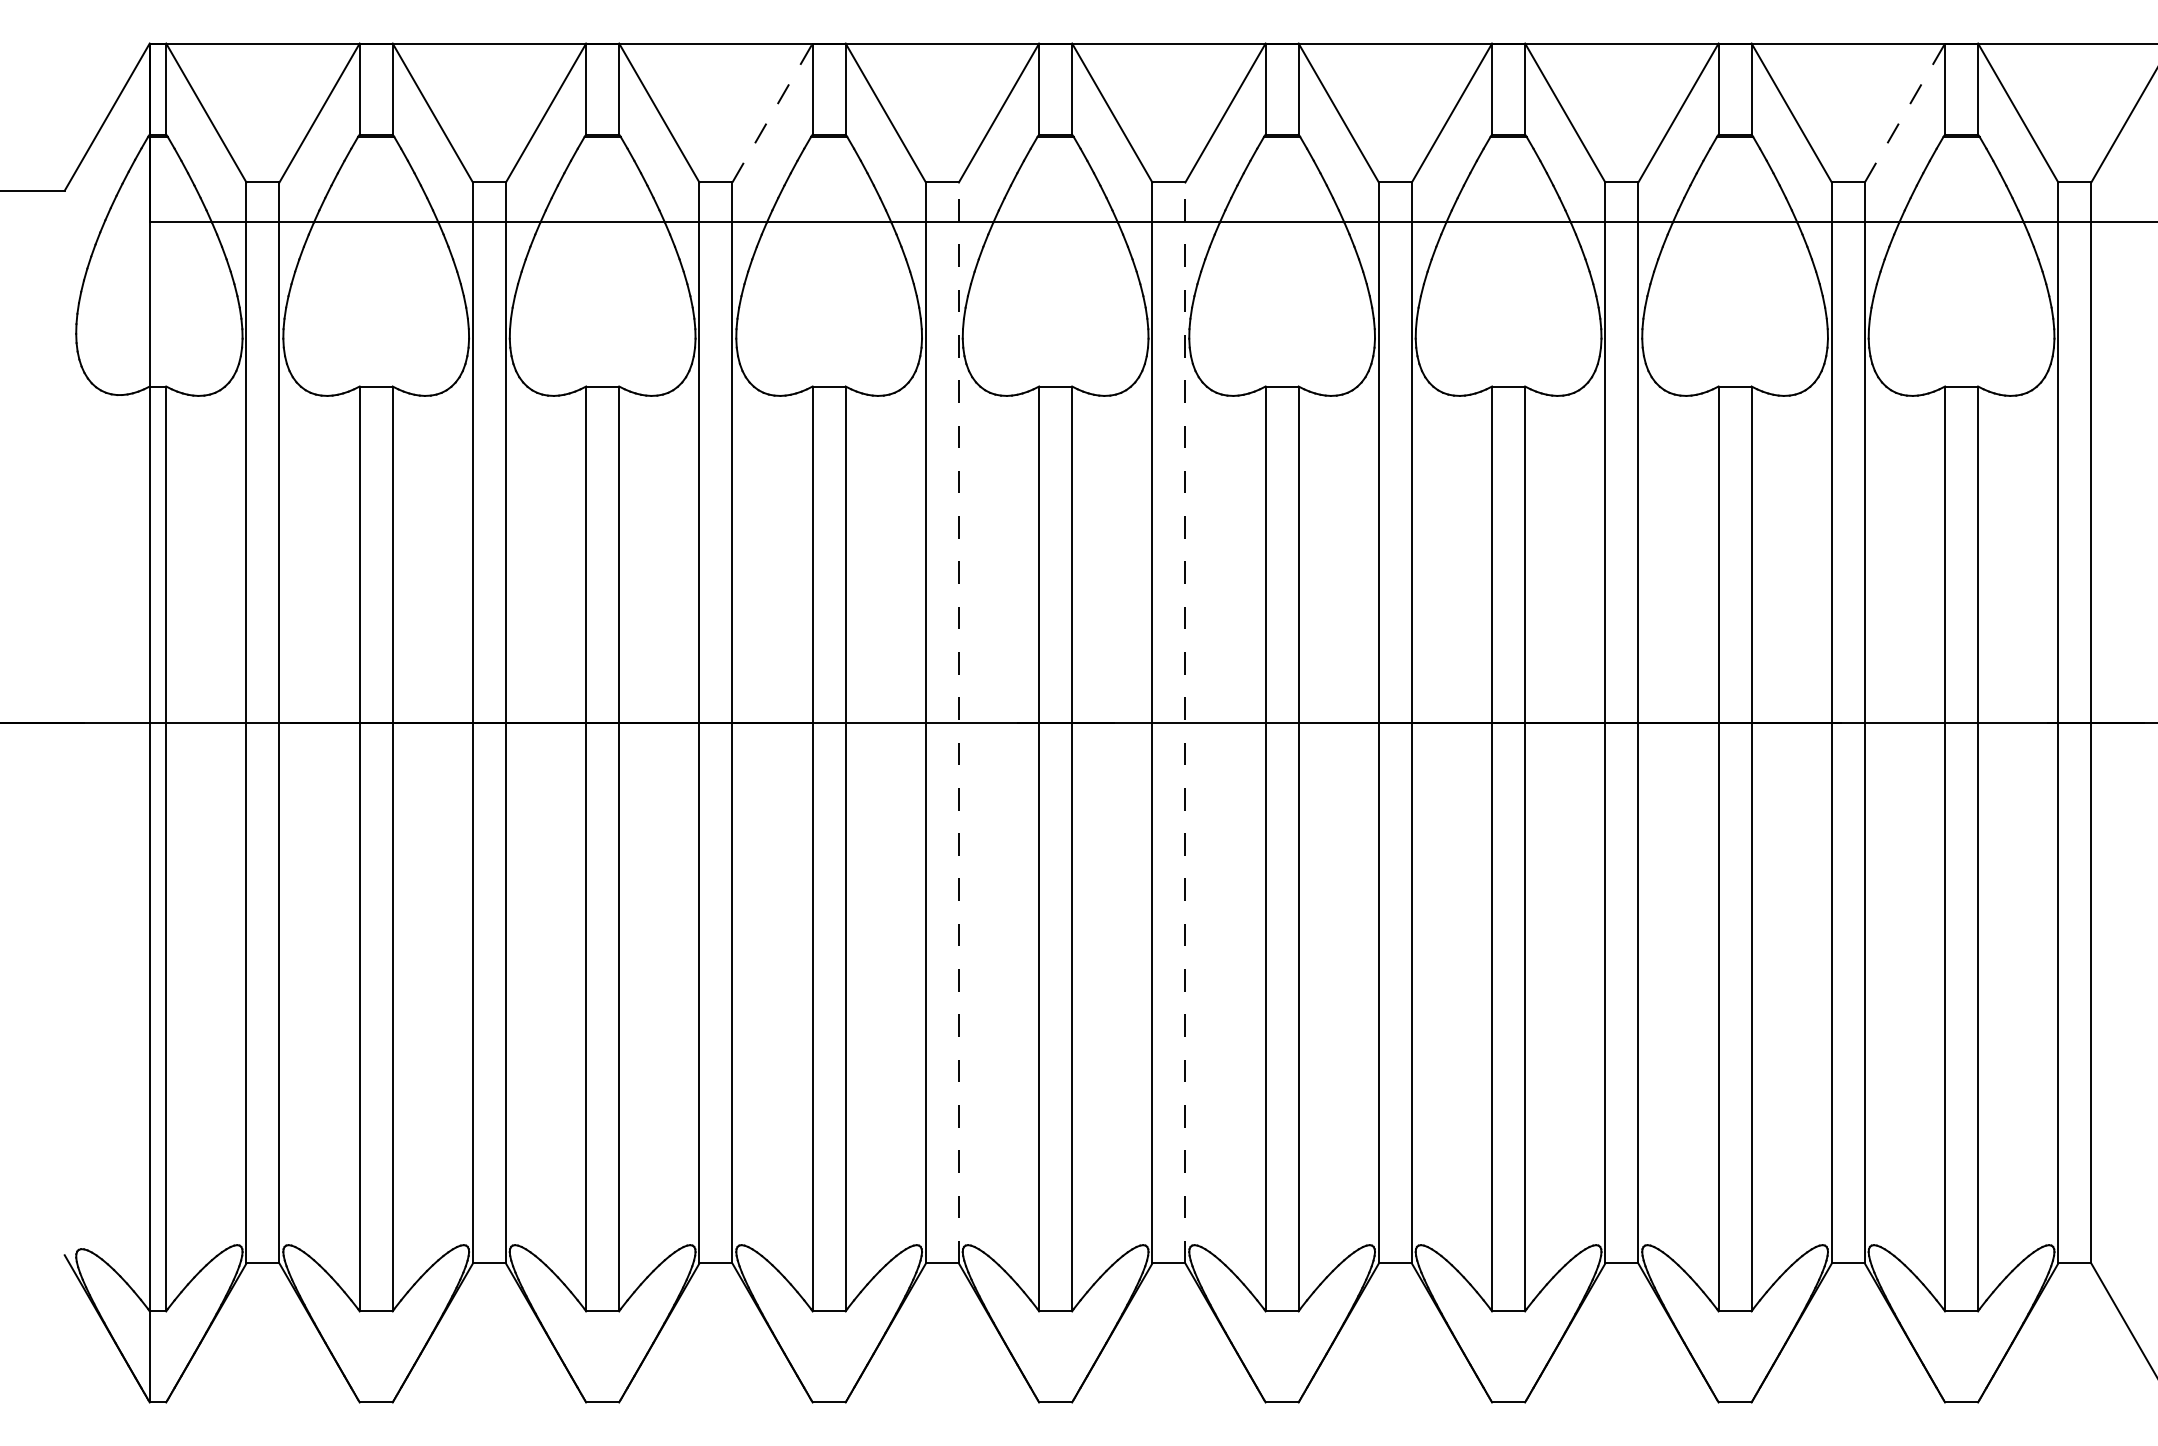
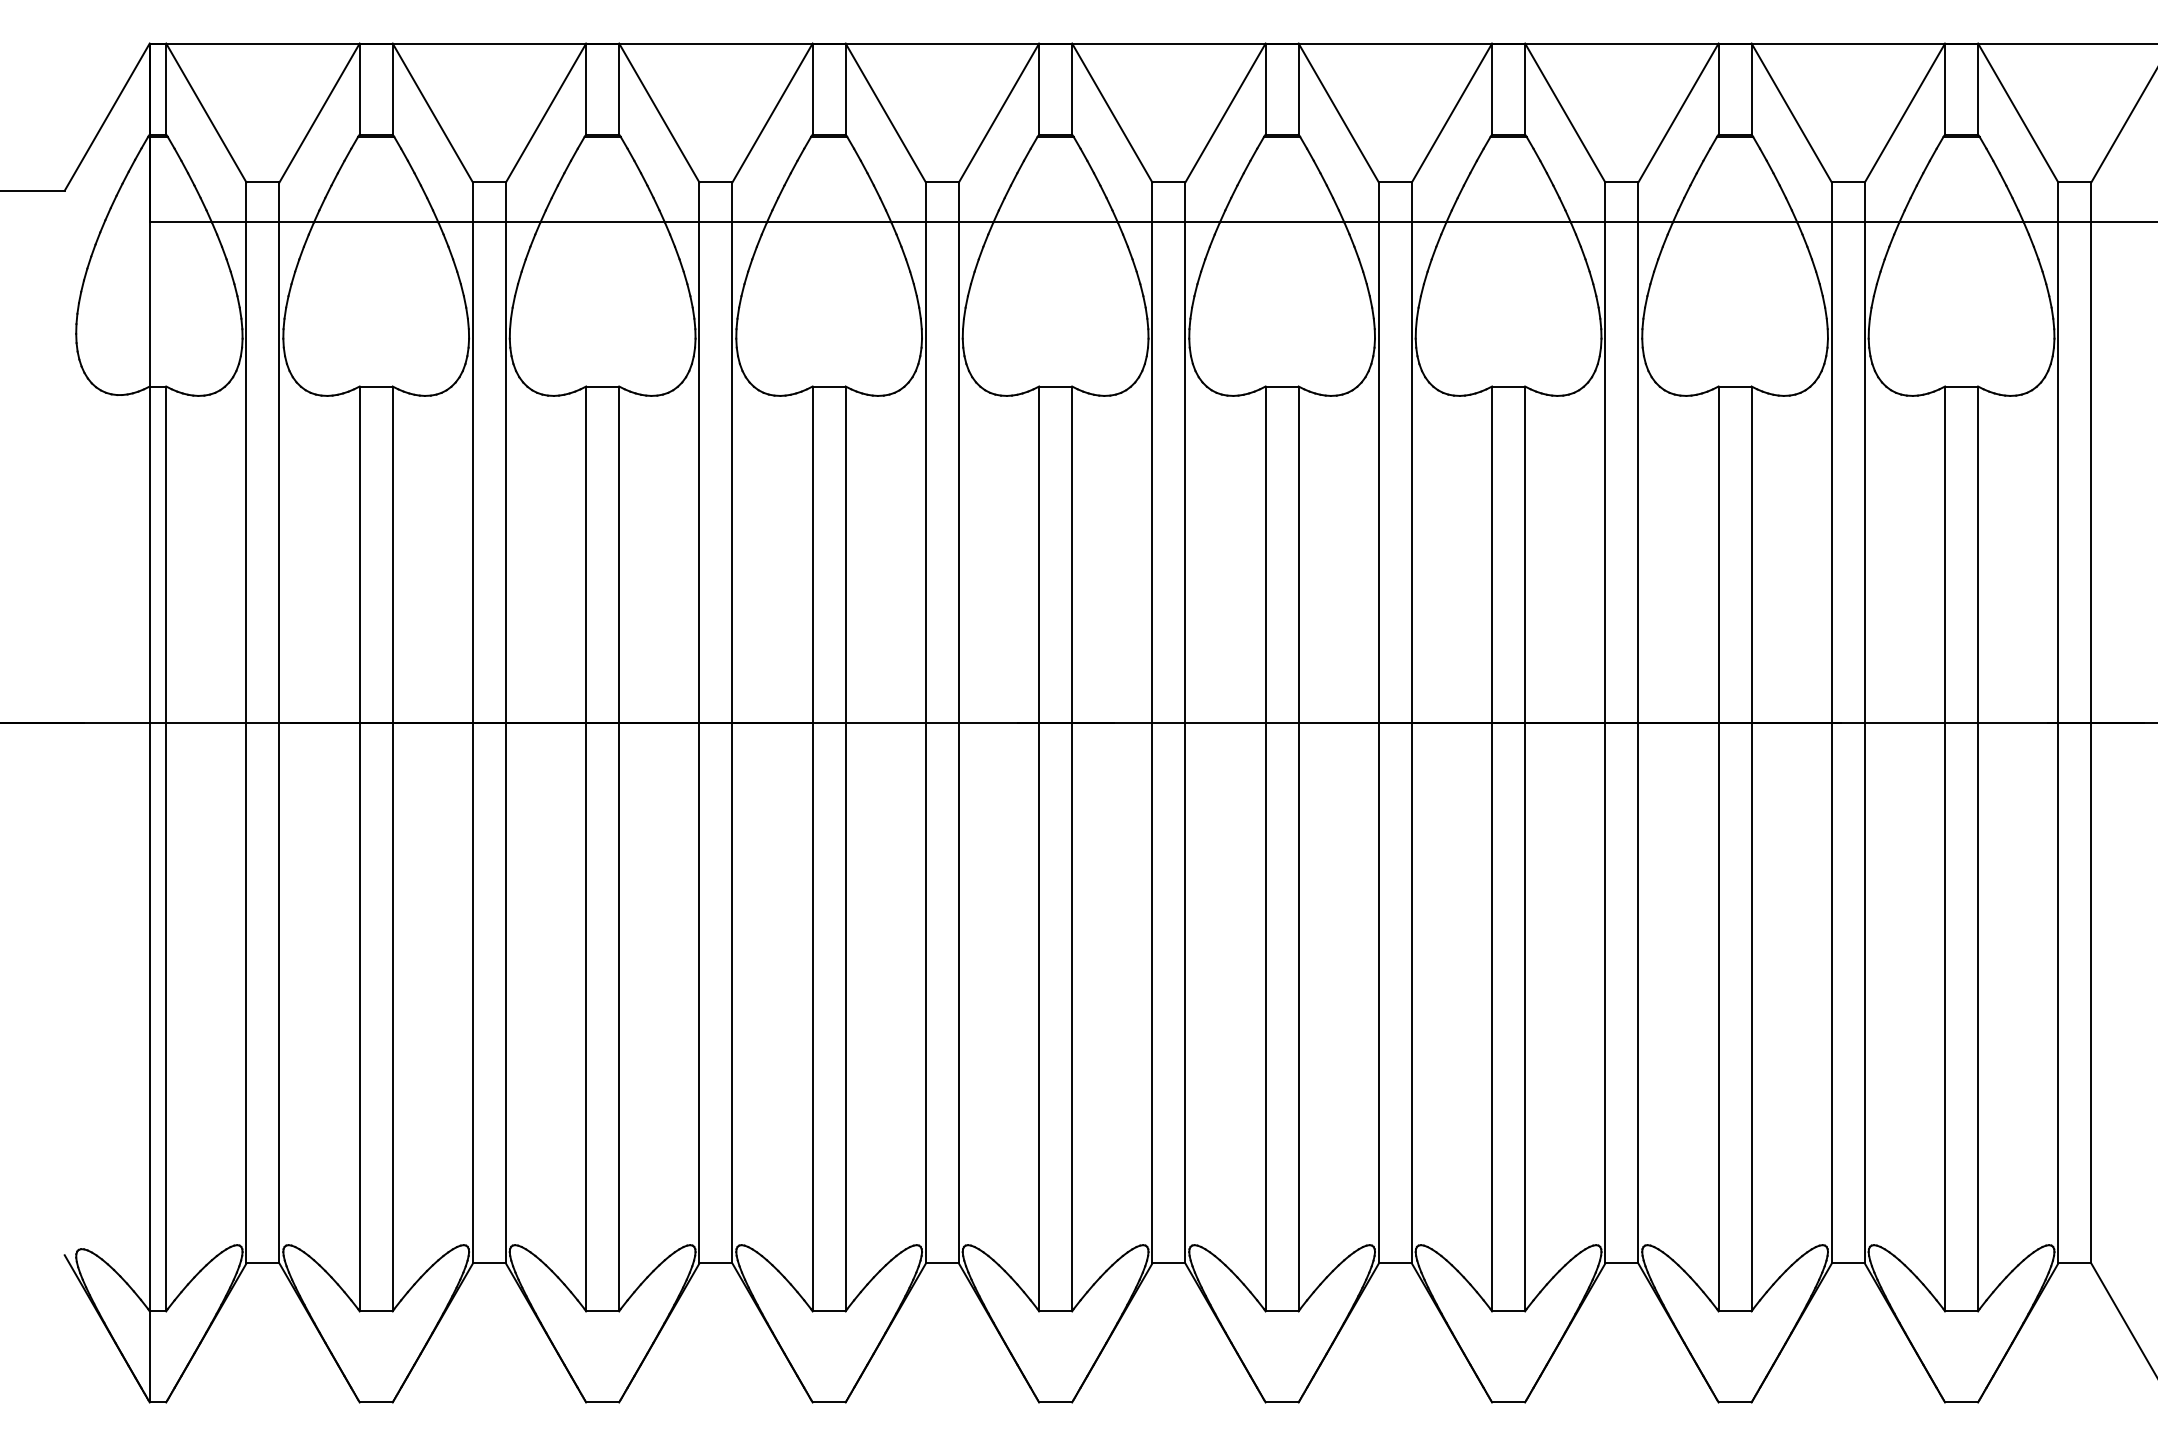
line: dashed -> solid (772, 112)
line: dashed -> solid (1905, 112)
line: dashed -> solid (958, 722)
line: dashed -> solid (1185, 722)
